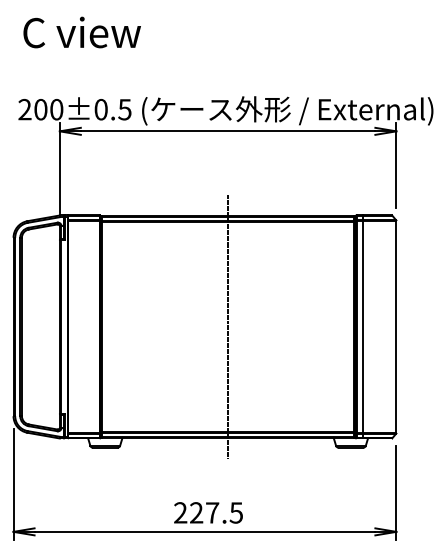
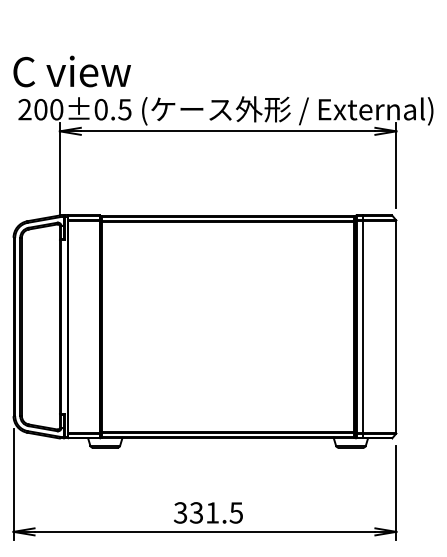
text position: (81, 32) -> (71, 71) (71, 71)
line: present -> none (228, 326)
text: 227.5 -> 331.5 (196, 512)
